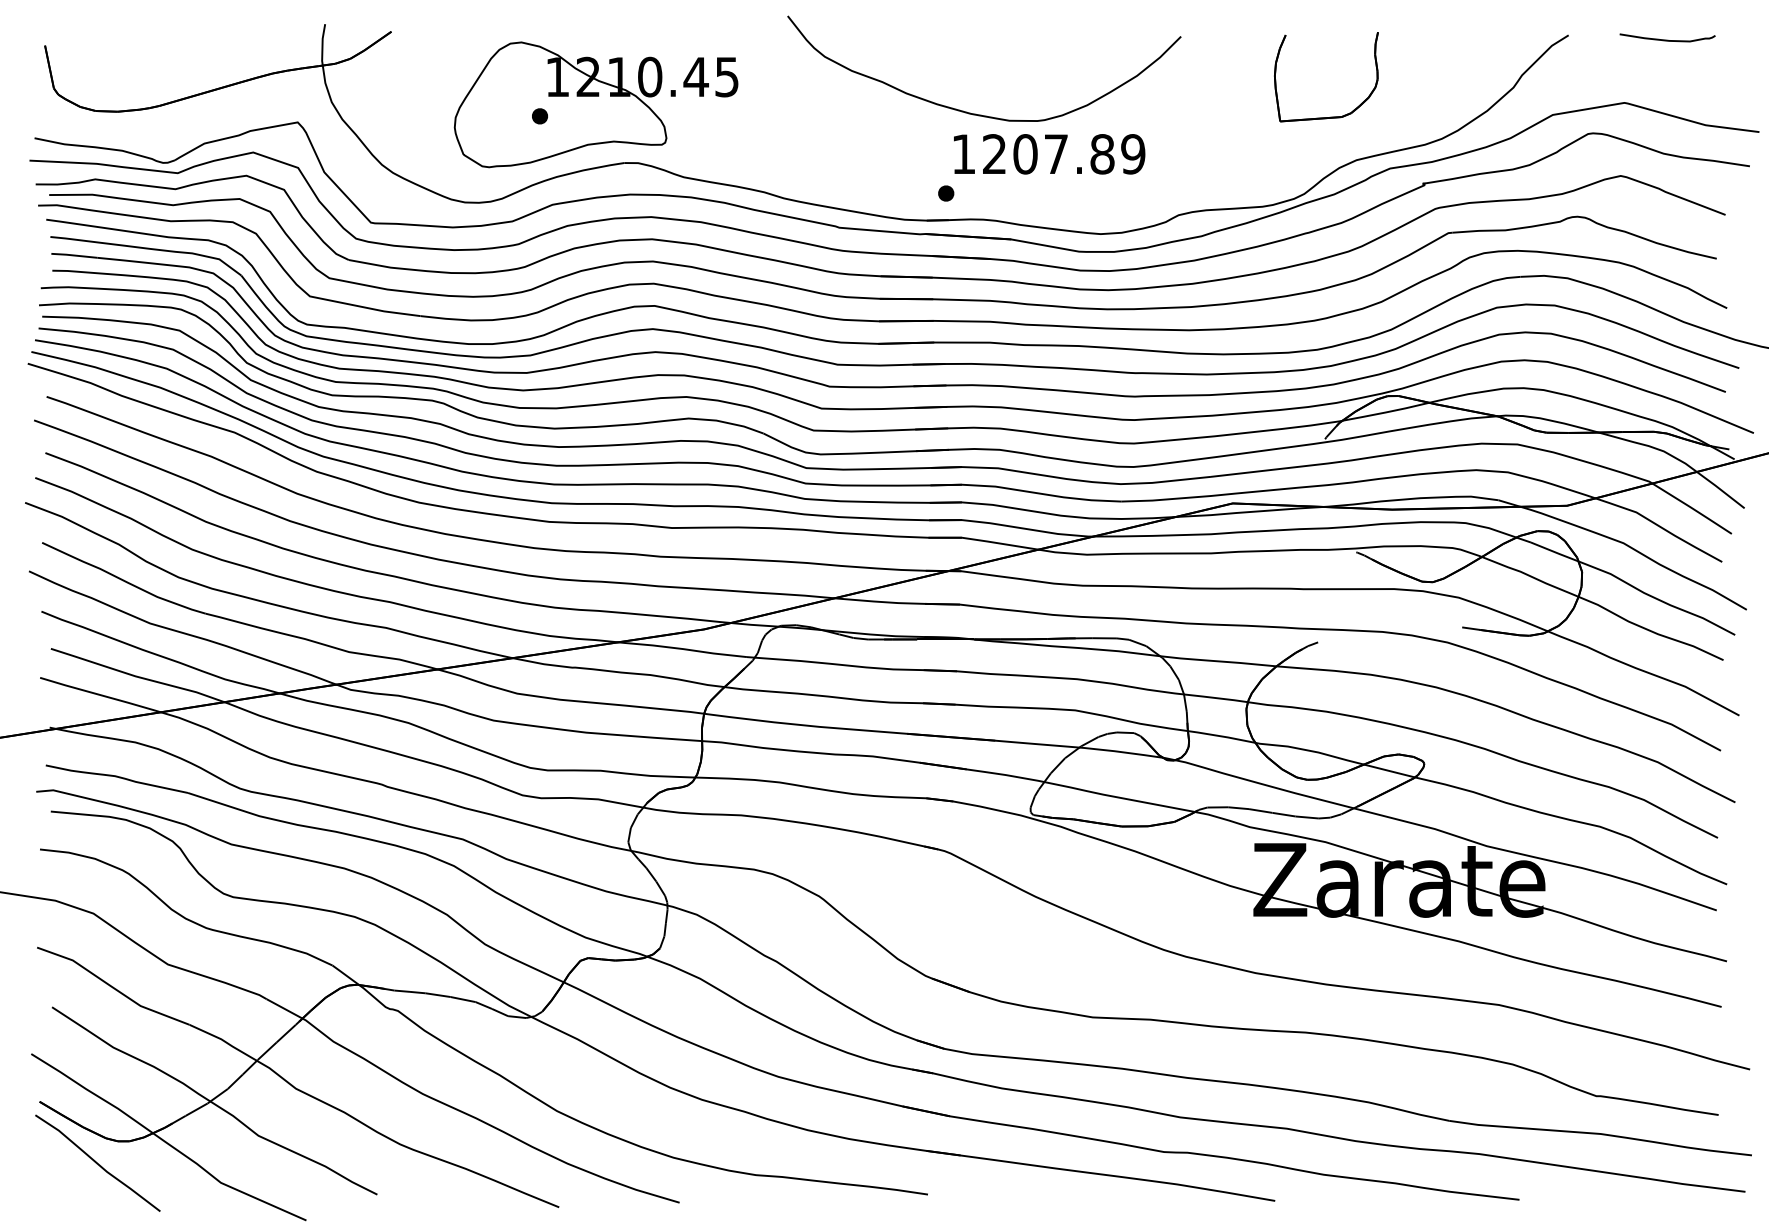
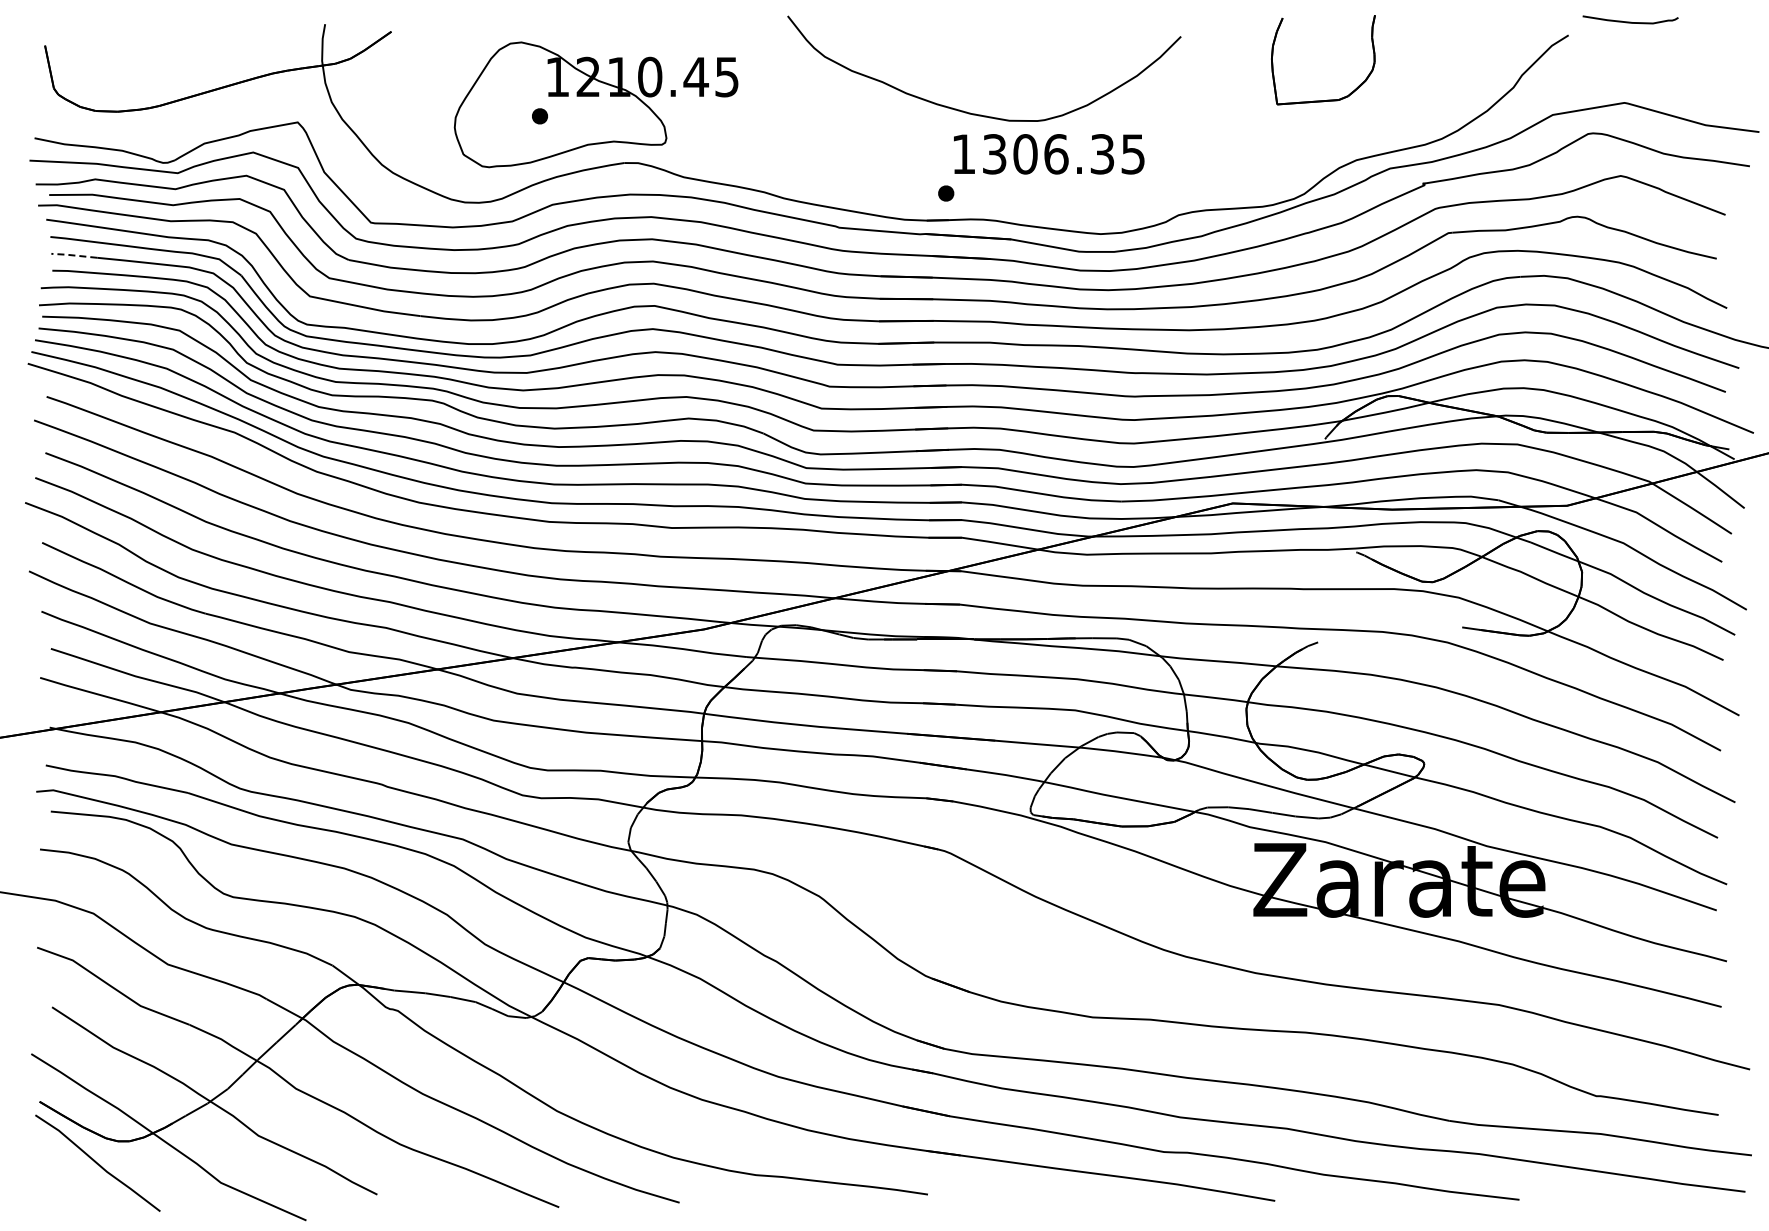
curve position: (1667, 39) -> (1630, 21) (1630, 21)
part position: (1330, 116) -> (1327, 99) (1327, 99)
text: 1207.89 -> 1306.35 (1064, 154)
line: solid -> dashed (73, 255)
